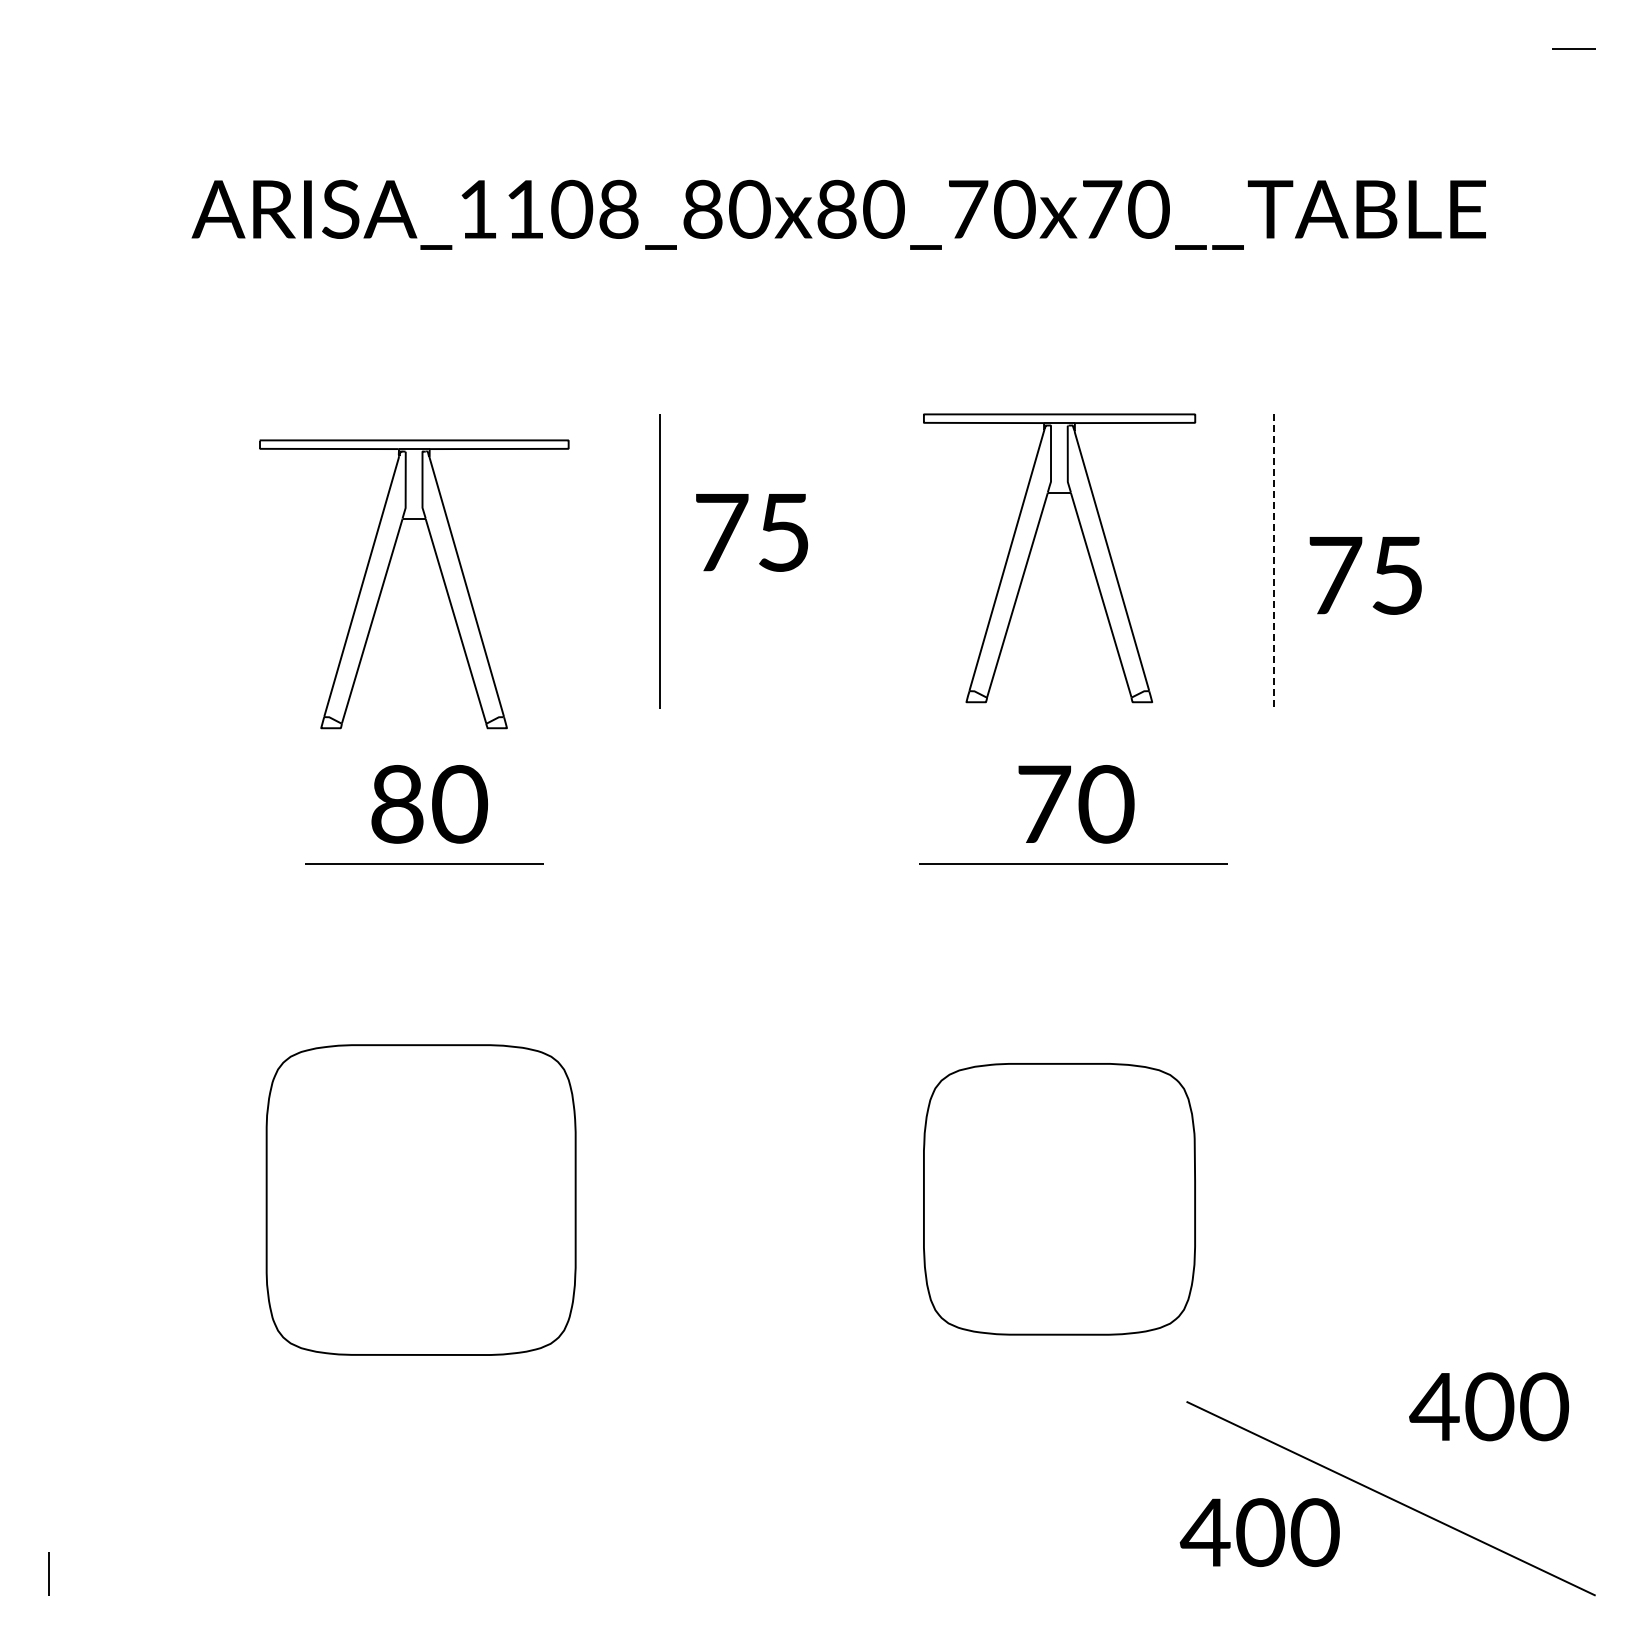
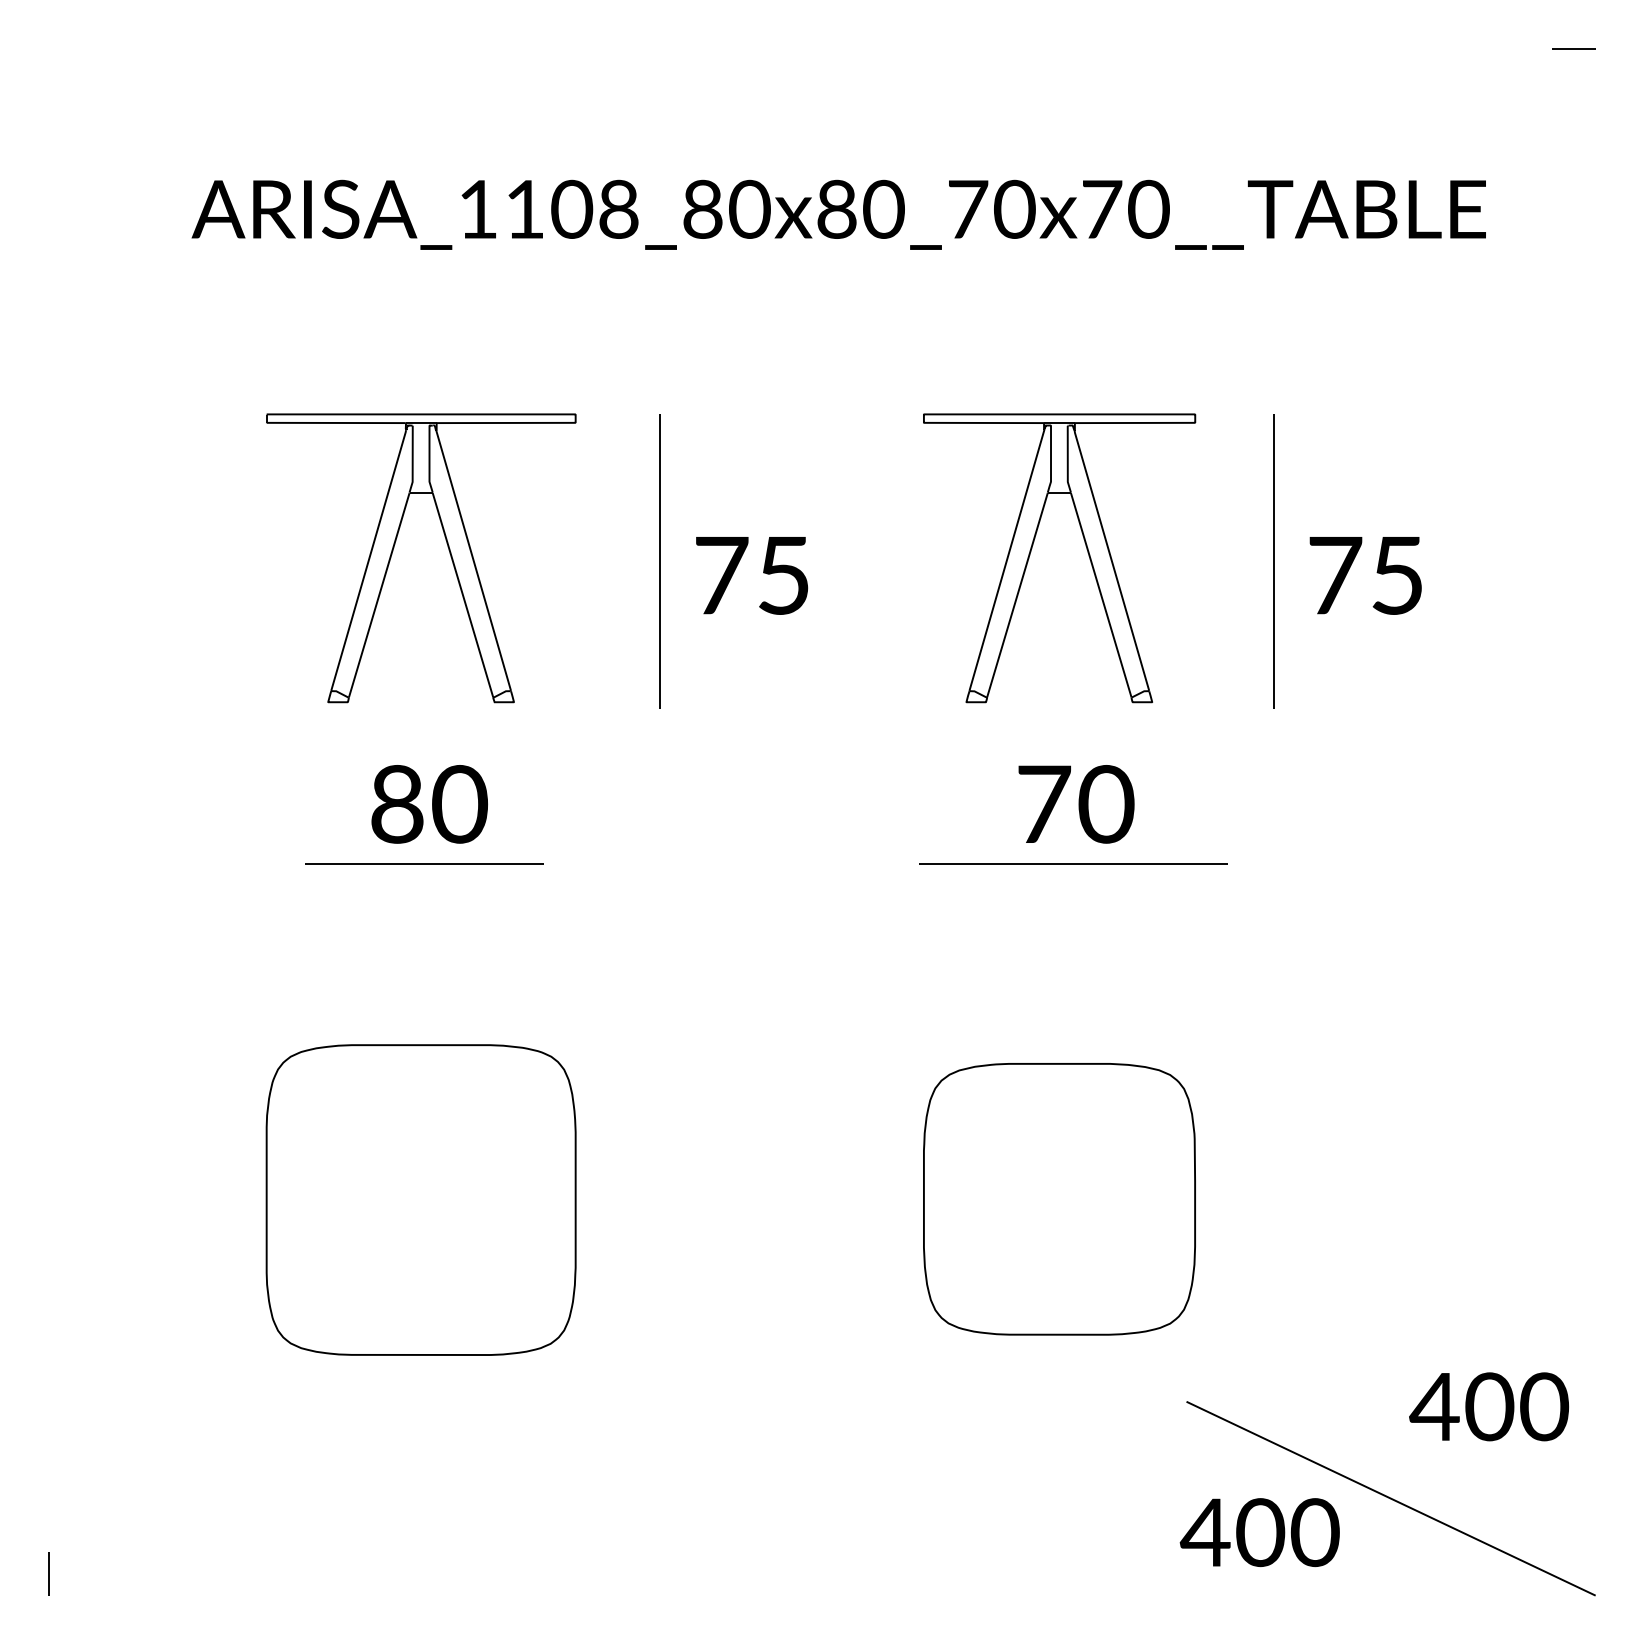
text position: (752, 532) -> (752, 575) (752, 575)
line: dashed -> solid (1274, 562)
part position: (441, 576) -> (448, 550) (448, 550)
